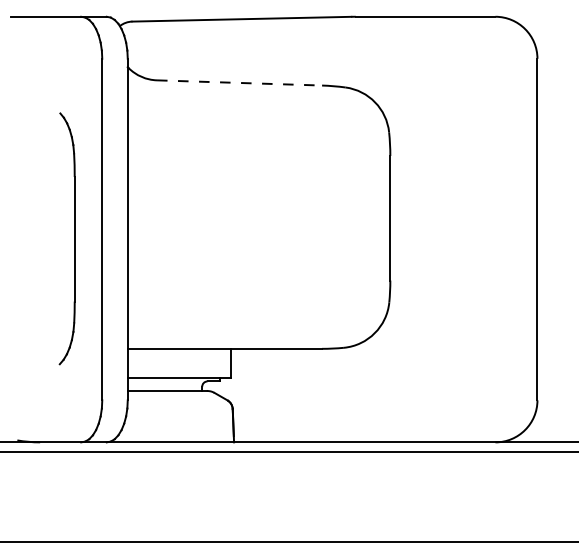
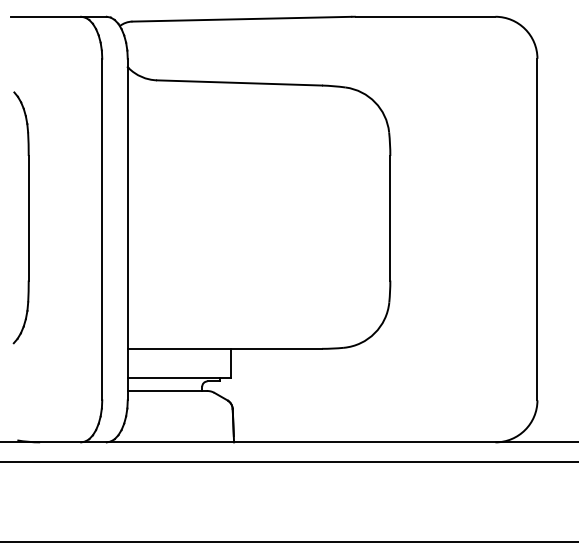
line: dashed -> solid (239, 82)
part position: (74, 238) -> (28, 217) (28, 217)
line position: (288, 451) -> (288, 461) (288, 461)
